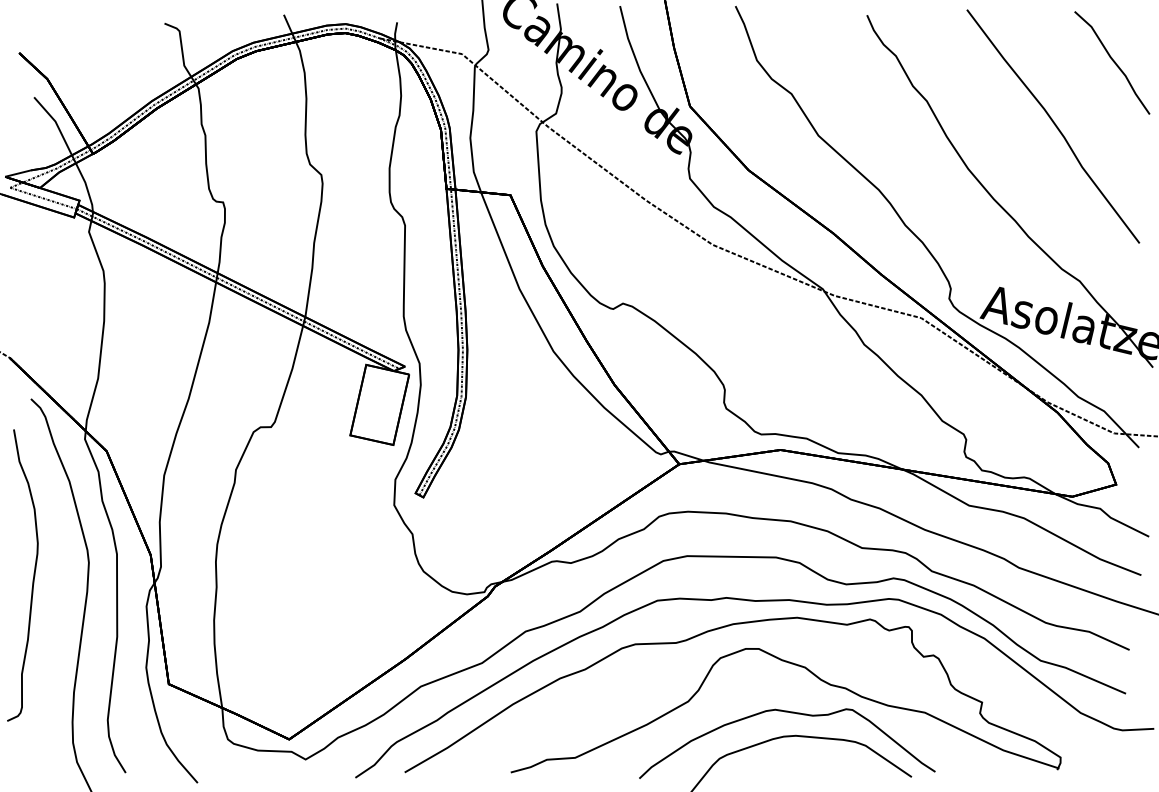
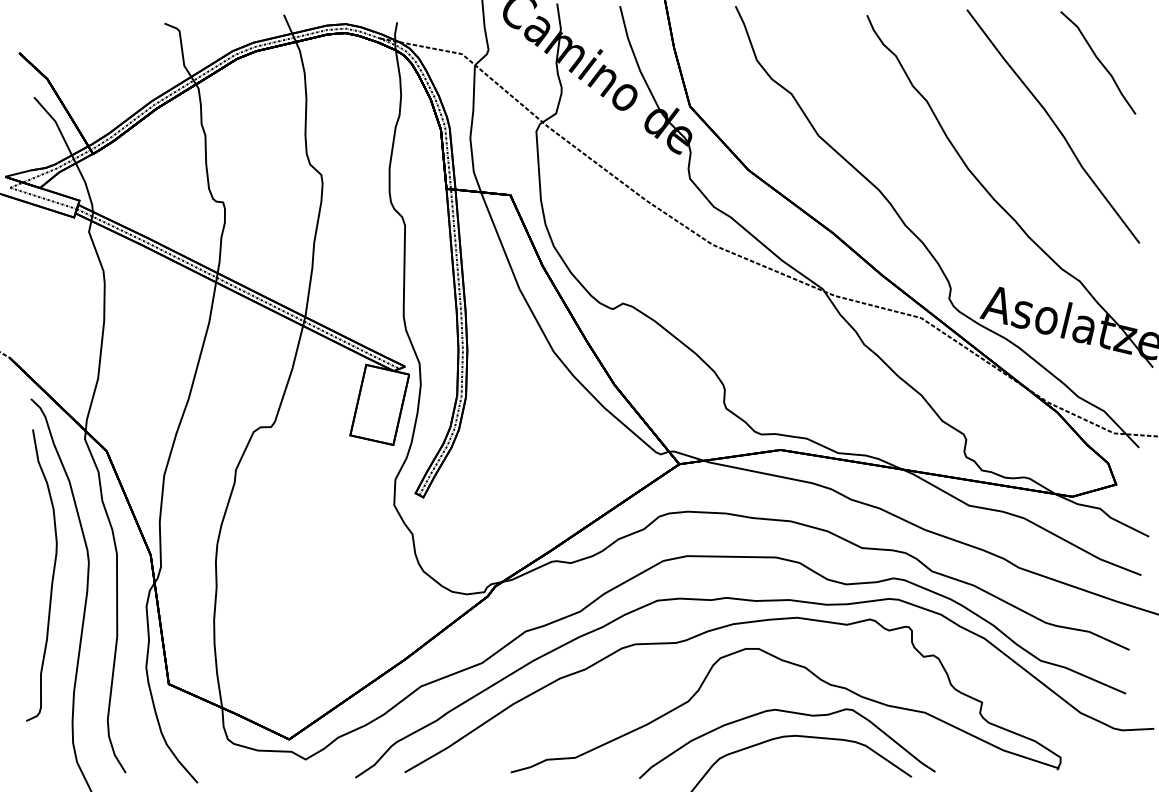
curve position: (1112, 61) -> (1098, 61) (1098, 61)
curve position: (32, 579) -> (51, 579) (51, 579)
